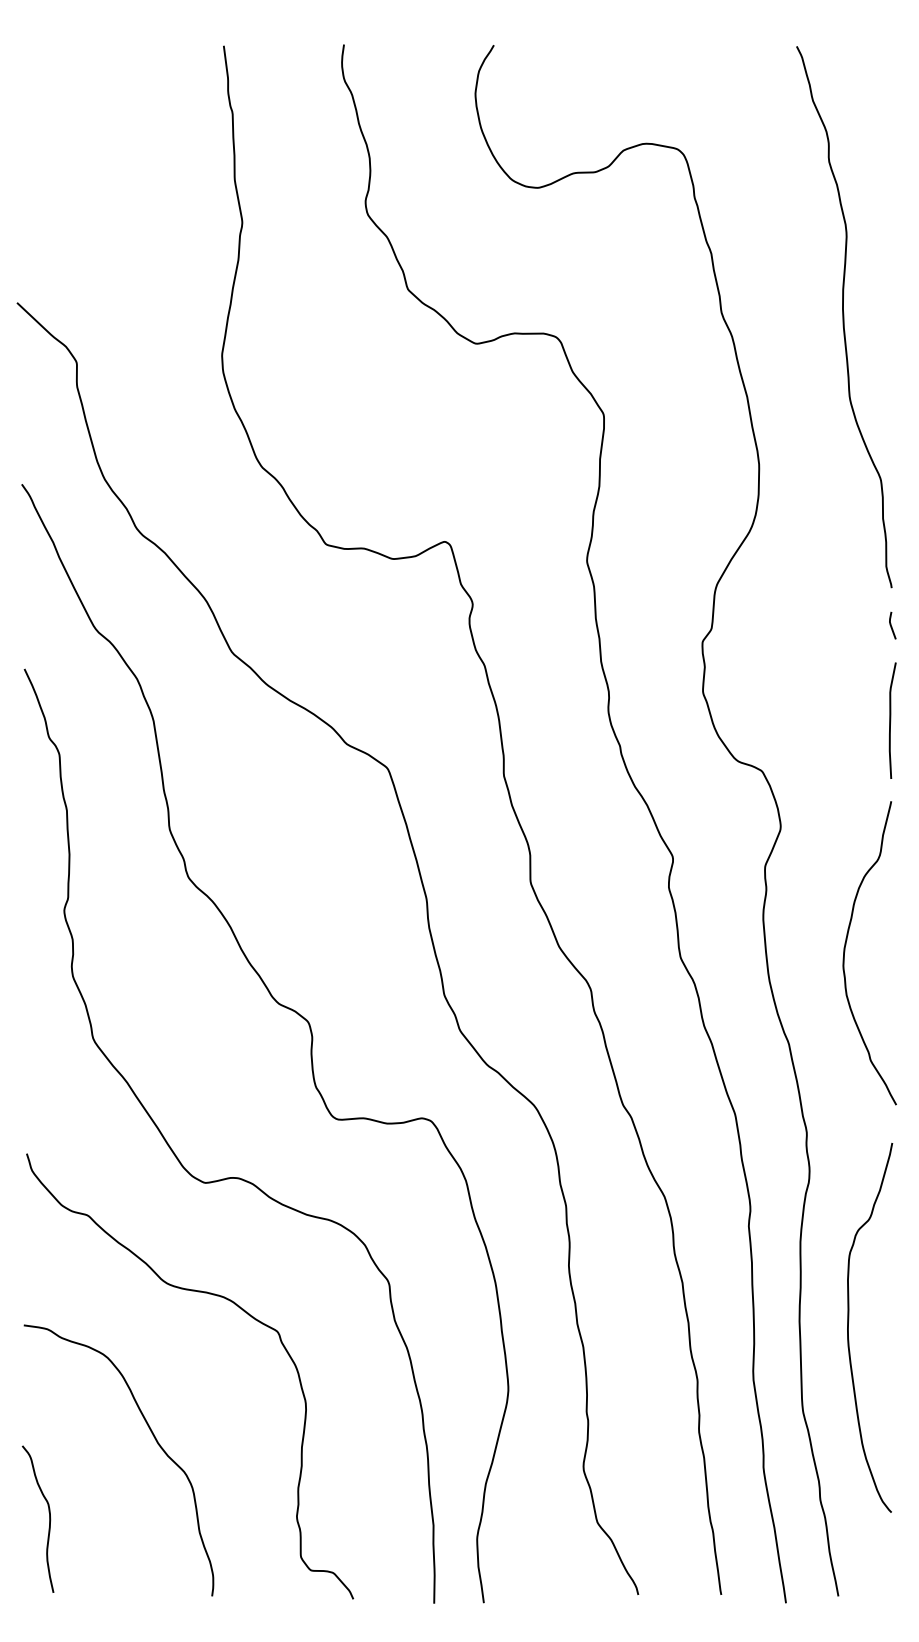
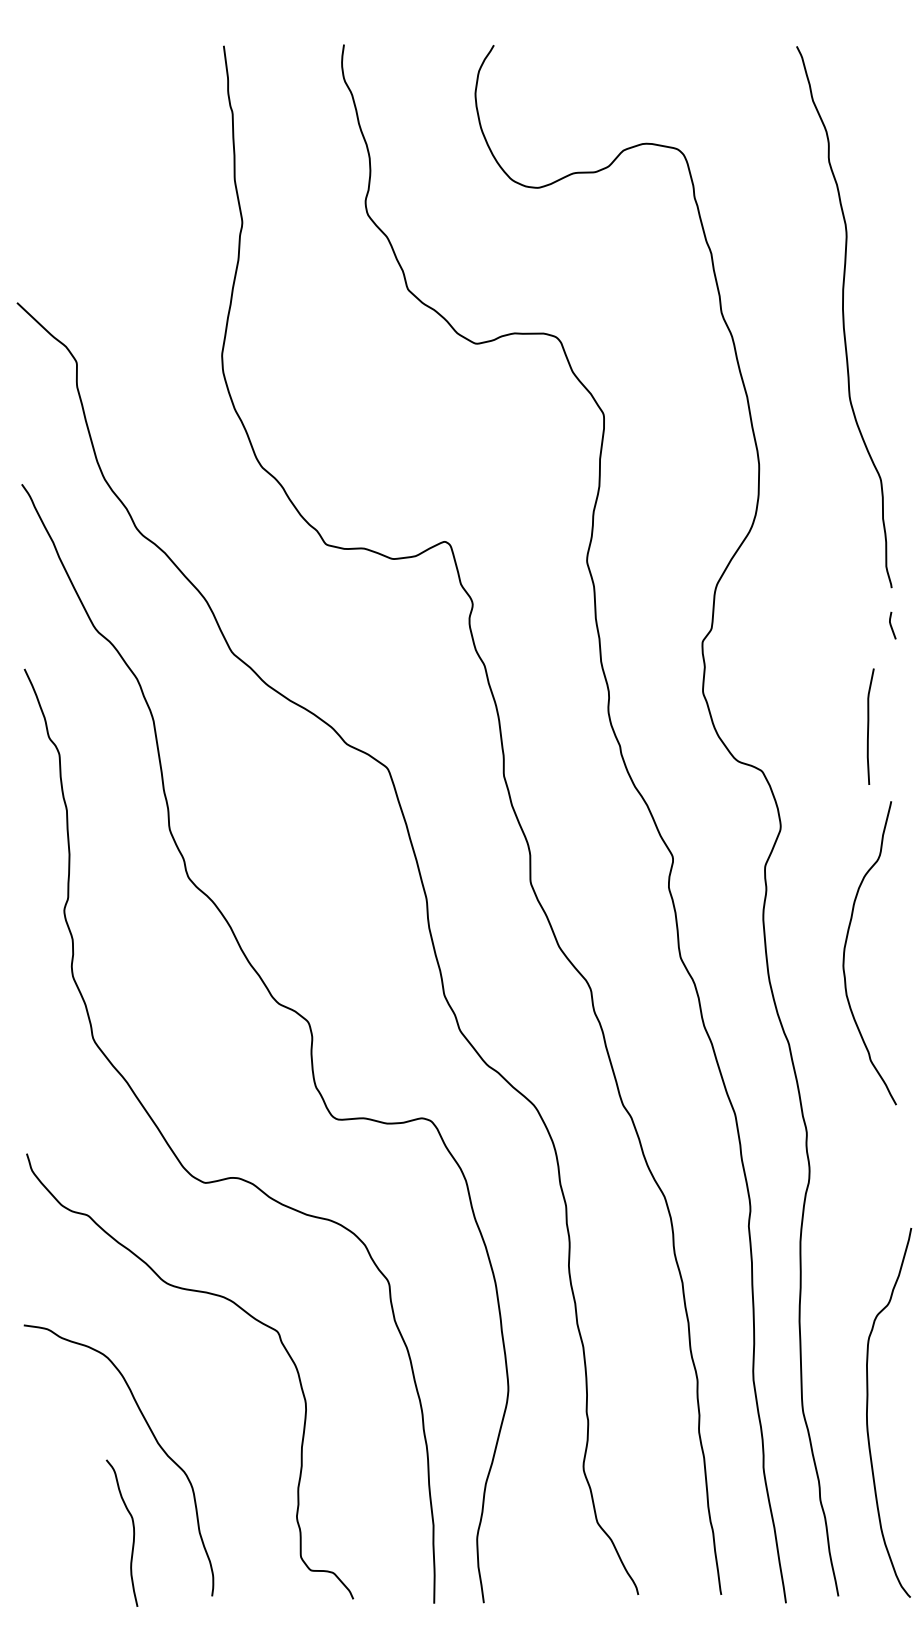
curve position: (891, 720) -> (869, 726) (869, 726)
curve position: (848, 1327) -> (867, 1412) (867, 1412)
curve position: (49, 1518) -> (133, 1532) (133, 1532)
